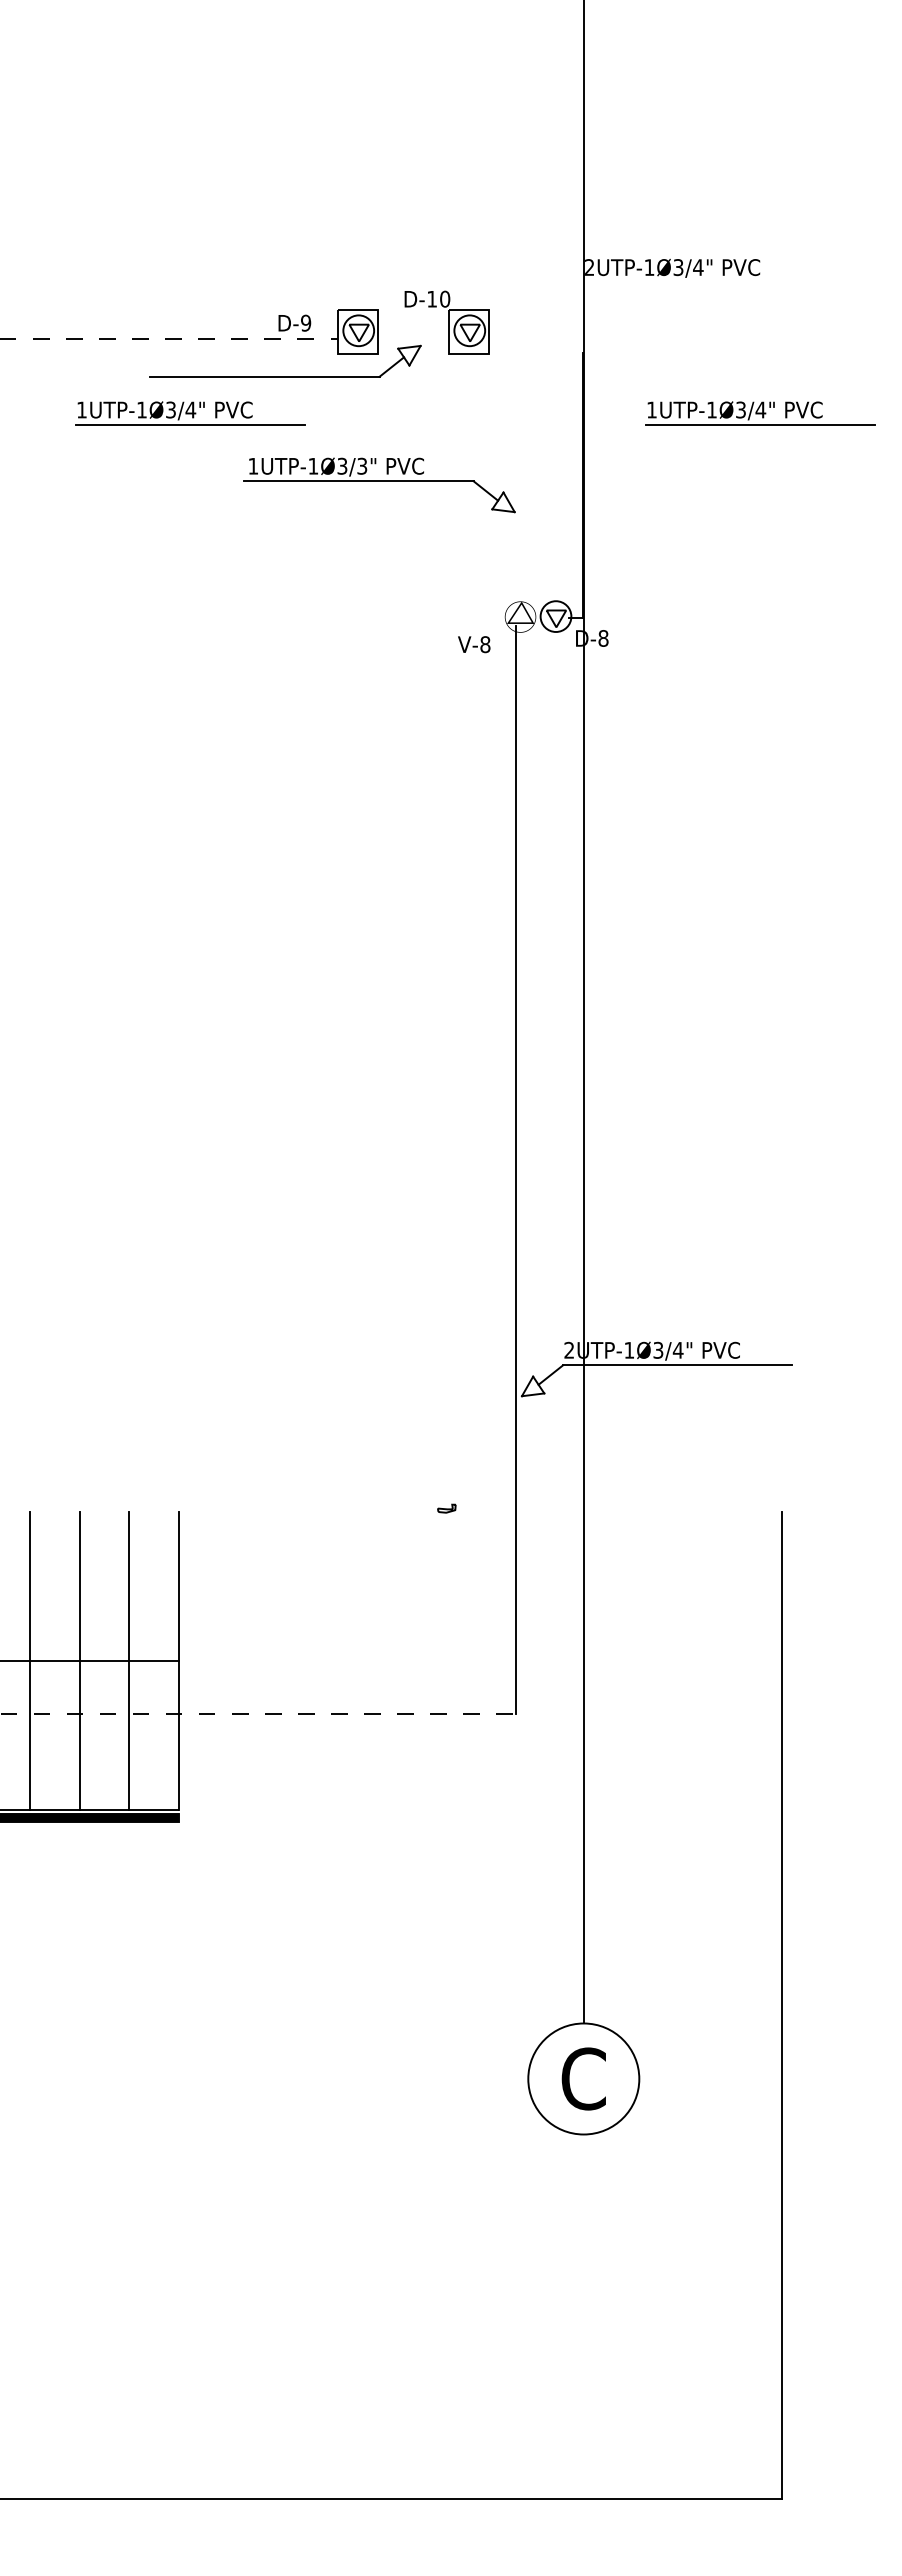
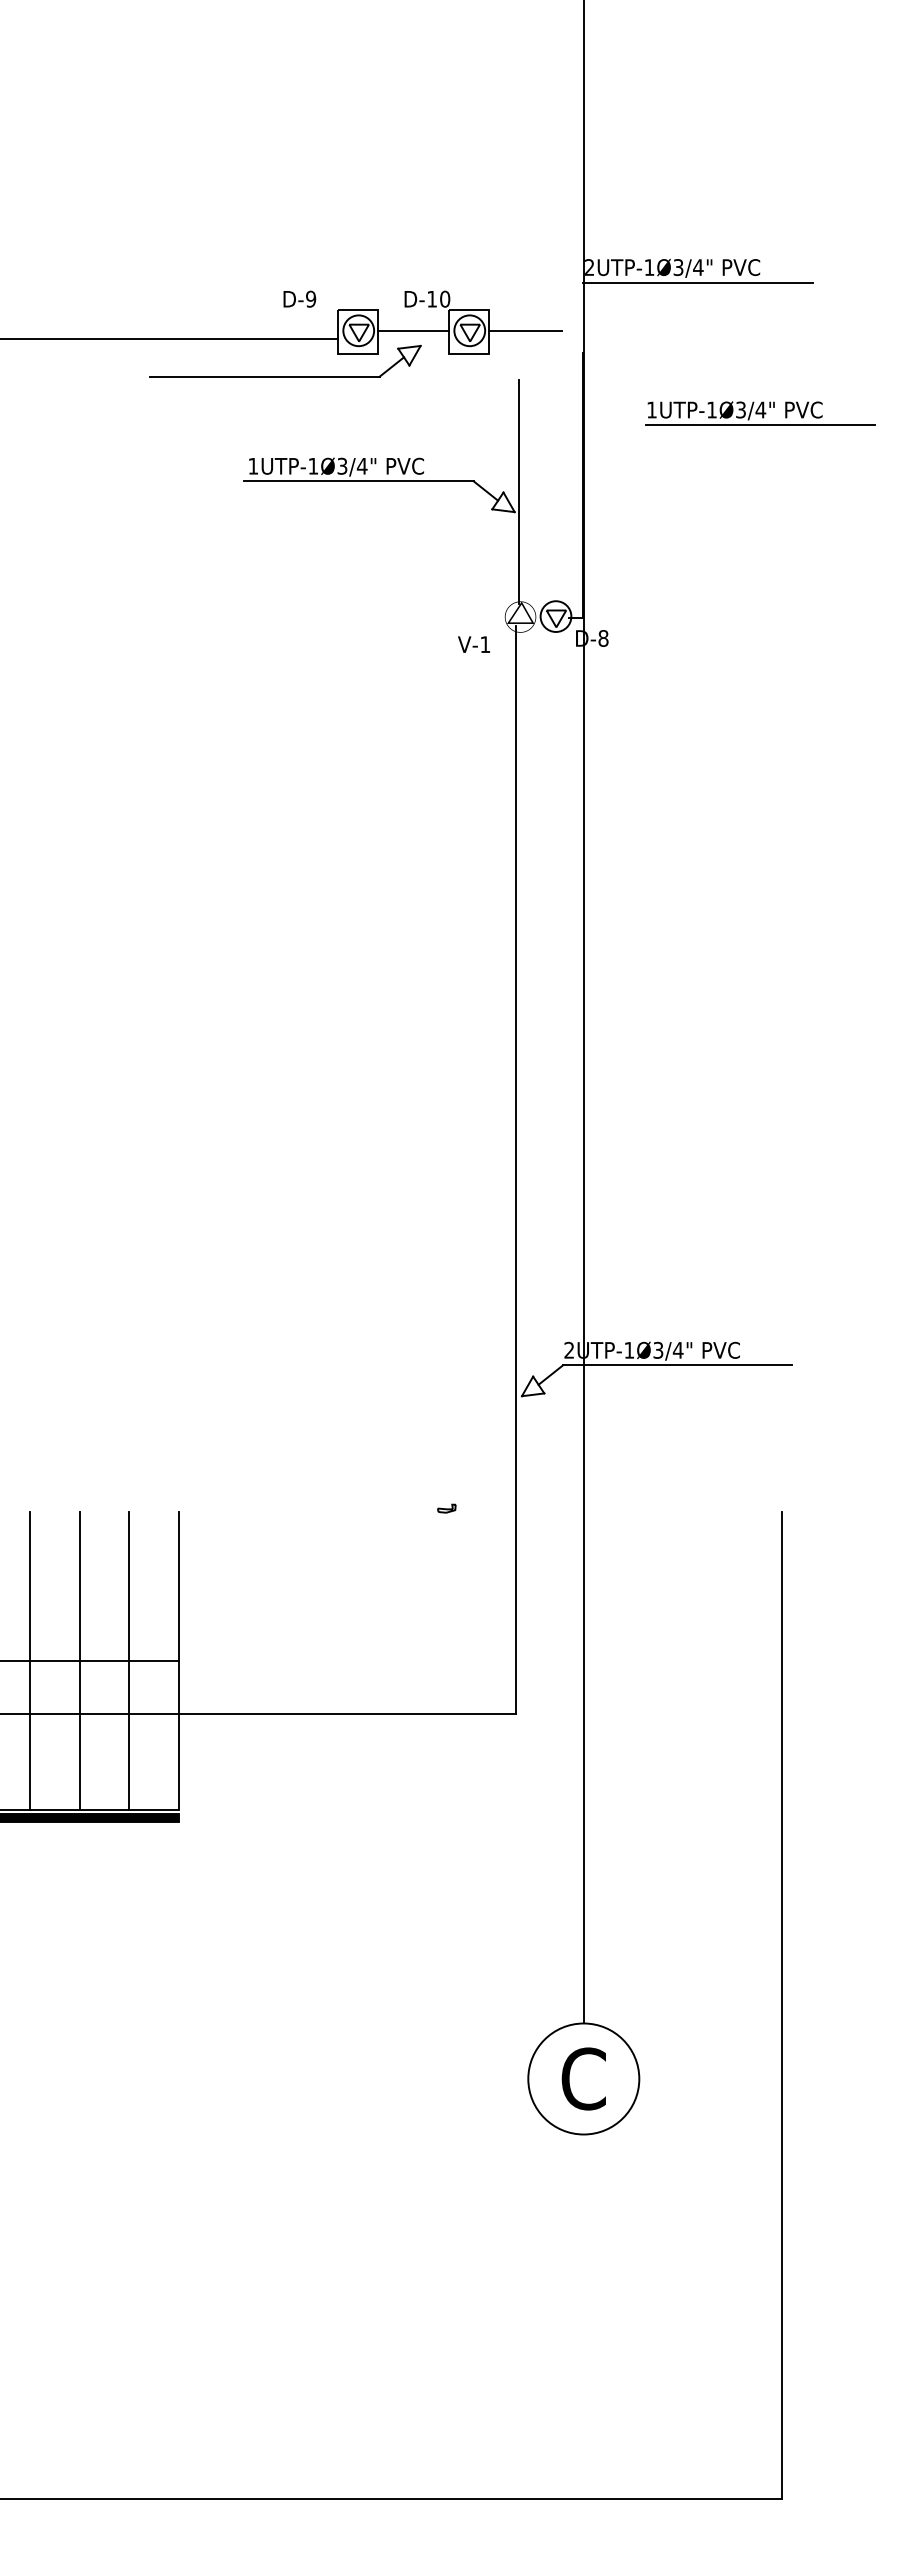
line: none -> present (697, 282)
text position: (294, 322) -> (299, 298) (299, 298)
line: none -> present (413, 331)
line: none -> present (525, 331)
line: dashed -> solid (169, 338)
part: present -> none (190, 413)
text: 1UTP-1Ø3/3" -> 1UTP-1Ø3/4" (361, 465)
line: none -> present (518, 492)
text: V-8 -> V-1 (485, 644)
line: dashed -> solid (258, 1714)
